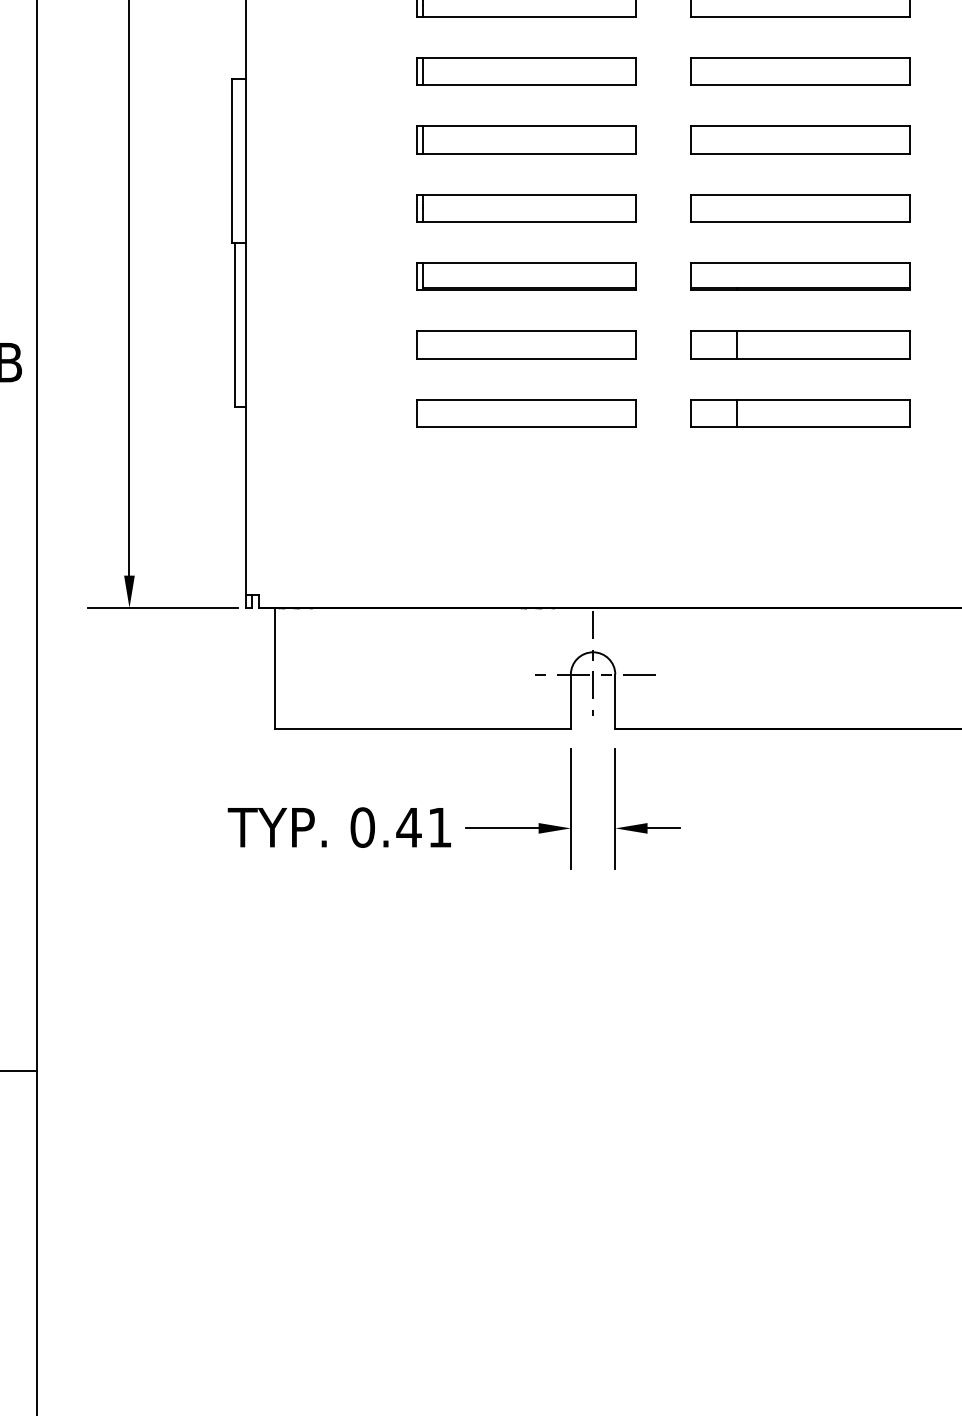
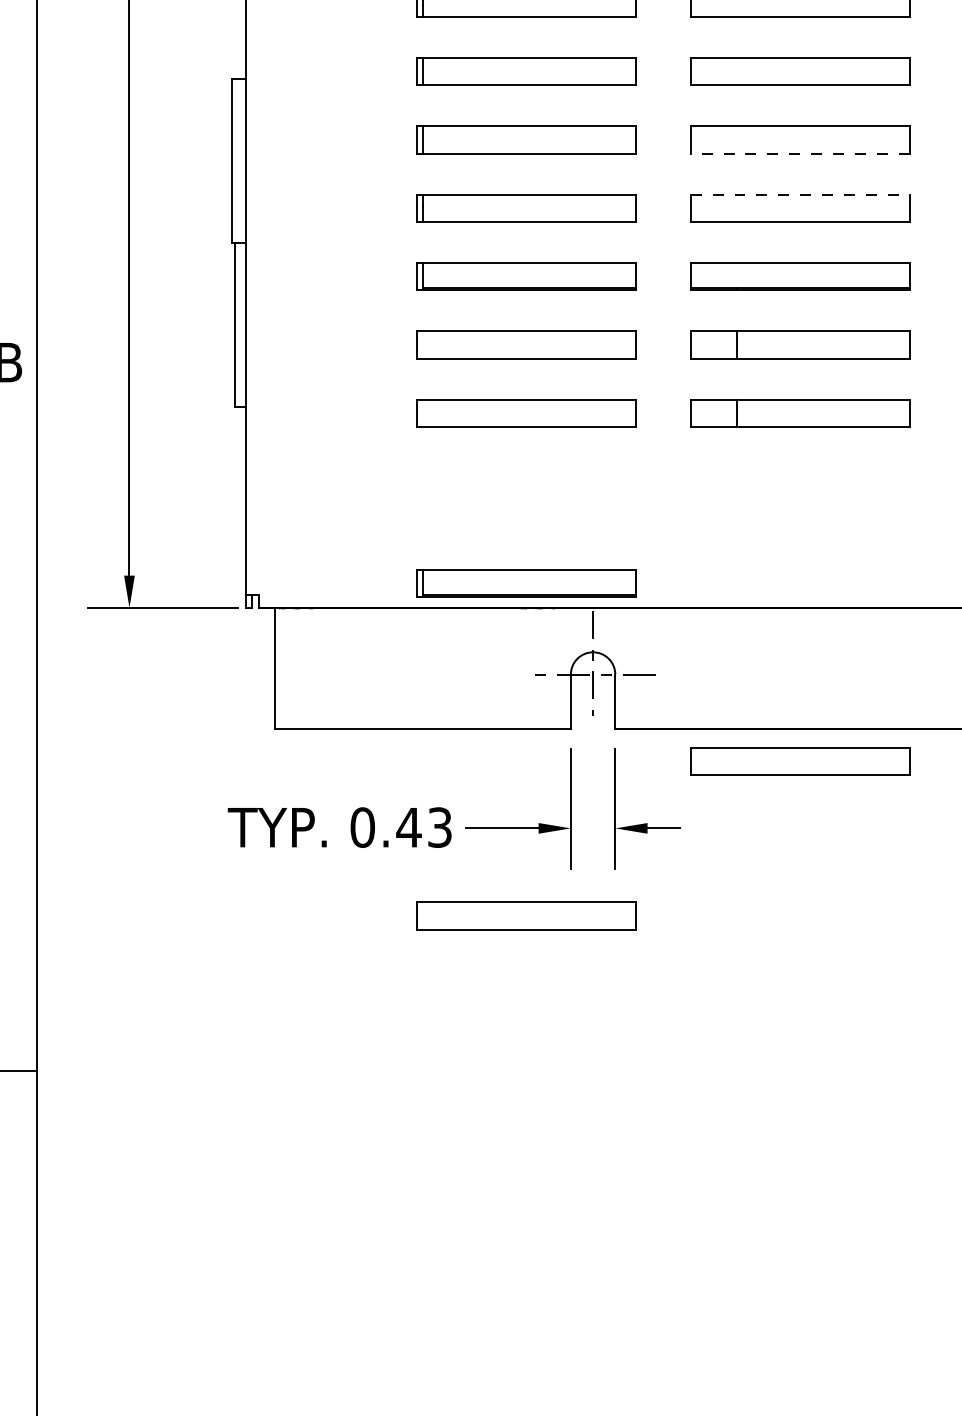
line: solid -> dashed (799, 153)
line: solid -> dashed (800, 194)
part: none -> present (526, 583)
part: none -> present (800, 761)
text: 0.41 -> 0.43 (439, 827)
part: none -> present (526, 915)
